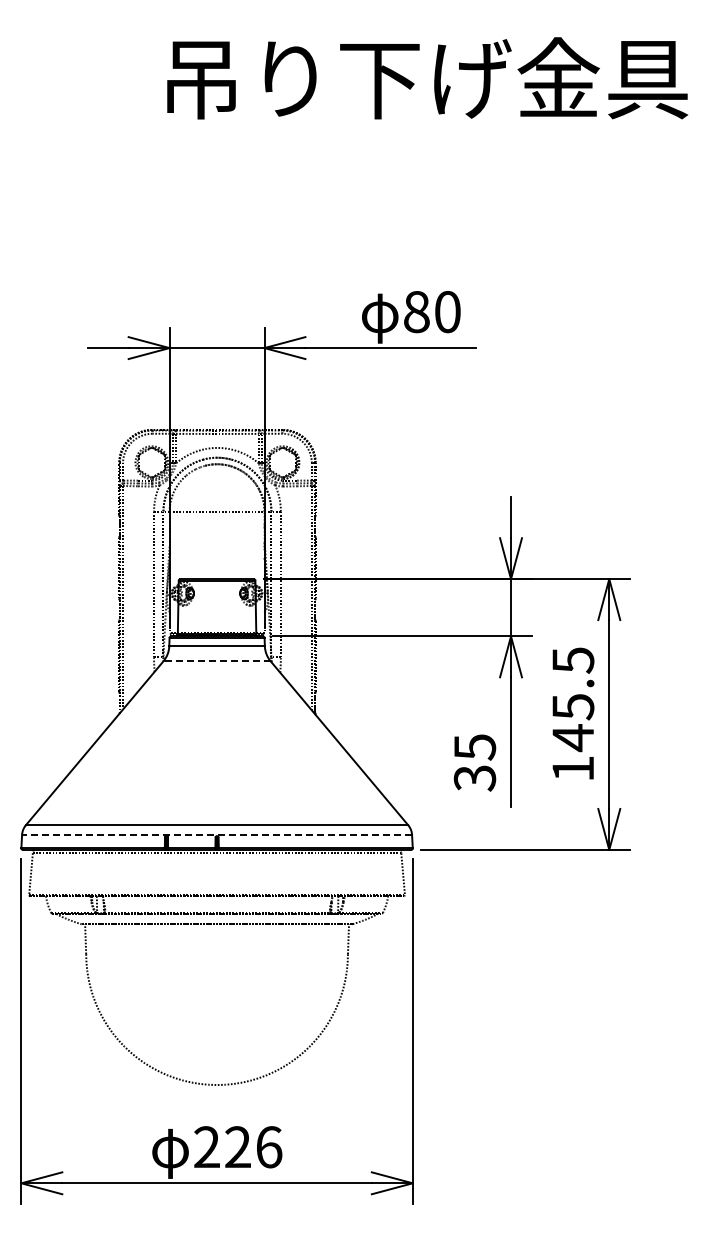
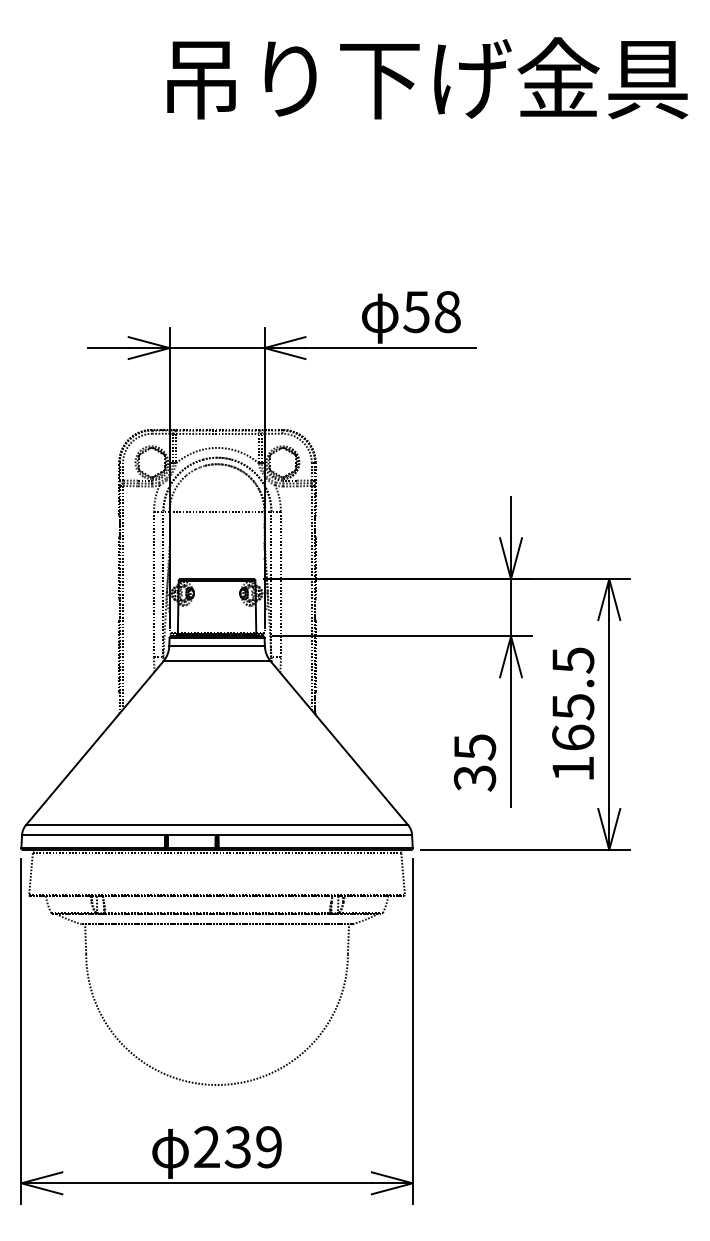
text: 80 -> 58 (431, 311)
line: dashed -> solid (217, 661)
text: 145.5 -> 165.5 (573, 738)
line: dashed -> solid (217, 834)
text: 226 -> 239 (253, 1147)
